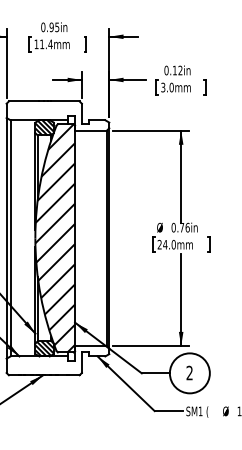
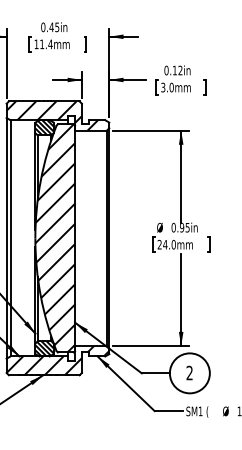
text: 0.95in -> 0.45in (51, 27)
hatch: none -> present (51, 115)
text: 0.76in -> 0.95in (184, 227)
hatch: none -> present (57, 360)
